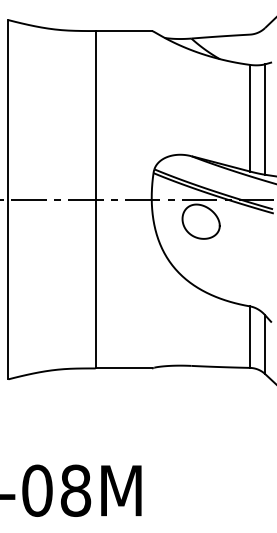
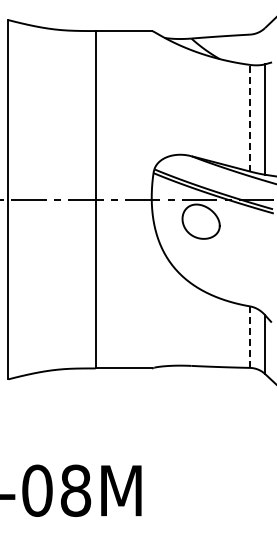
line: solid -> dashed (249, 117)
line: solid -> dashed (249, 337)
